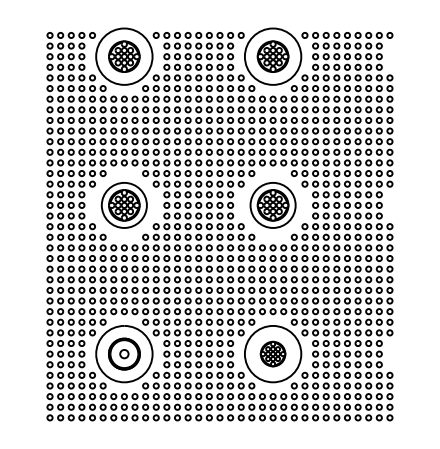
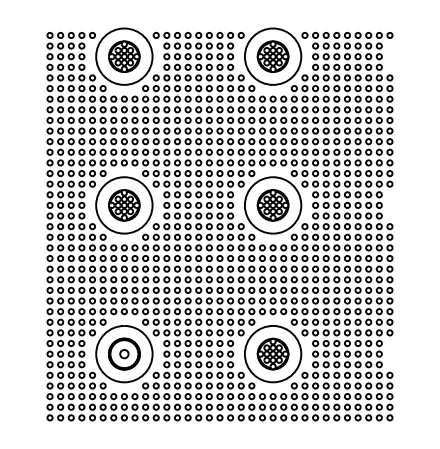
circle diameter: 45 px -> 56 px (124, 205)
circle diameter: 45 px -> 56 px (272, 205)
part size: 28x28 px -> 34x34 px (272, 353)
